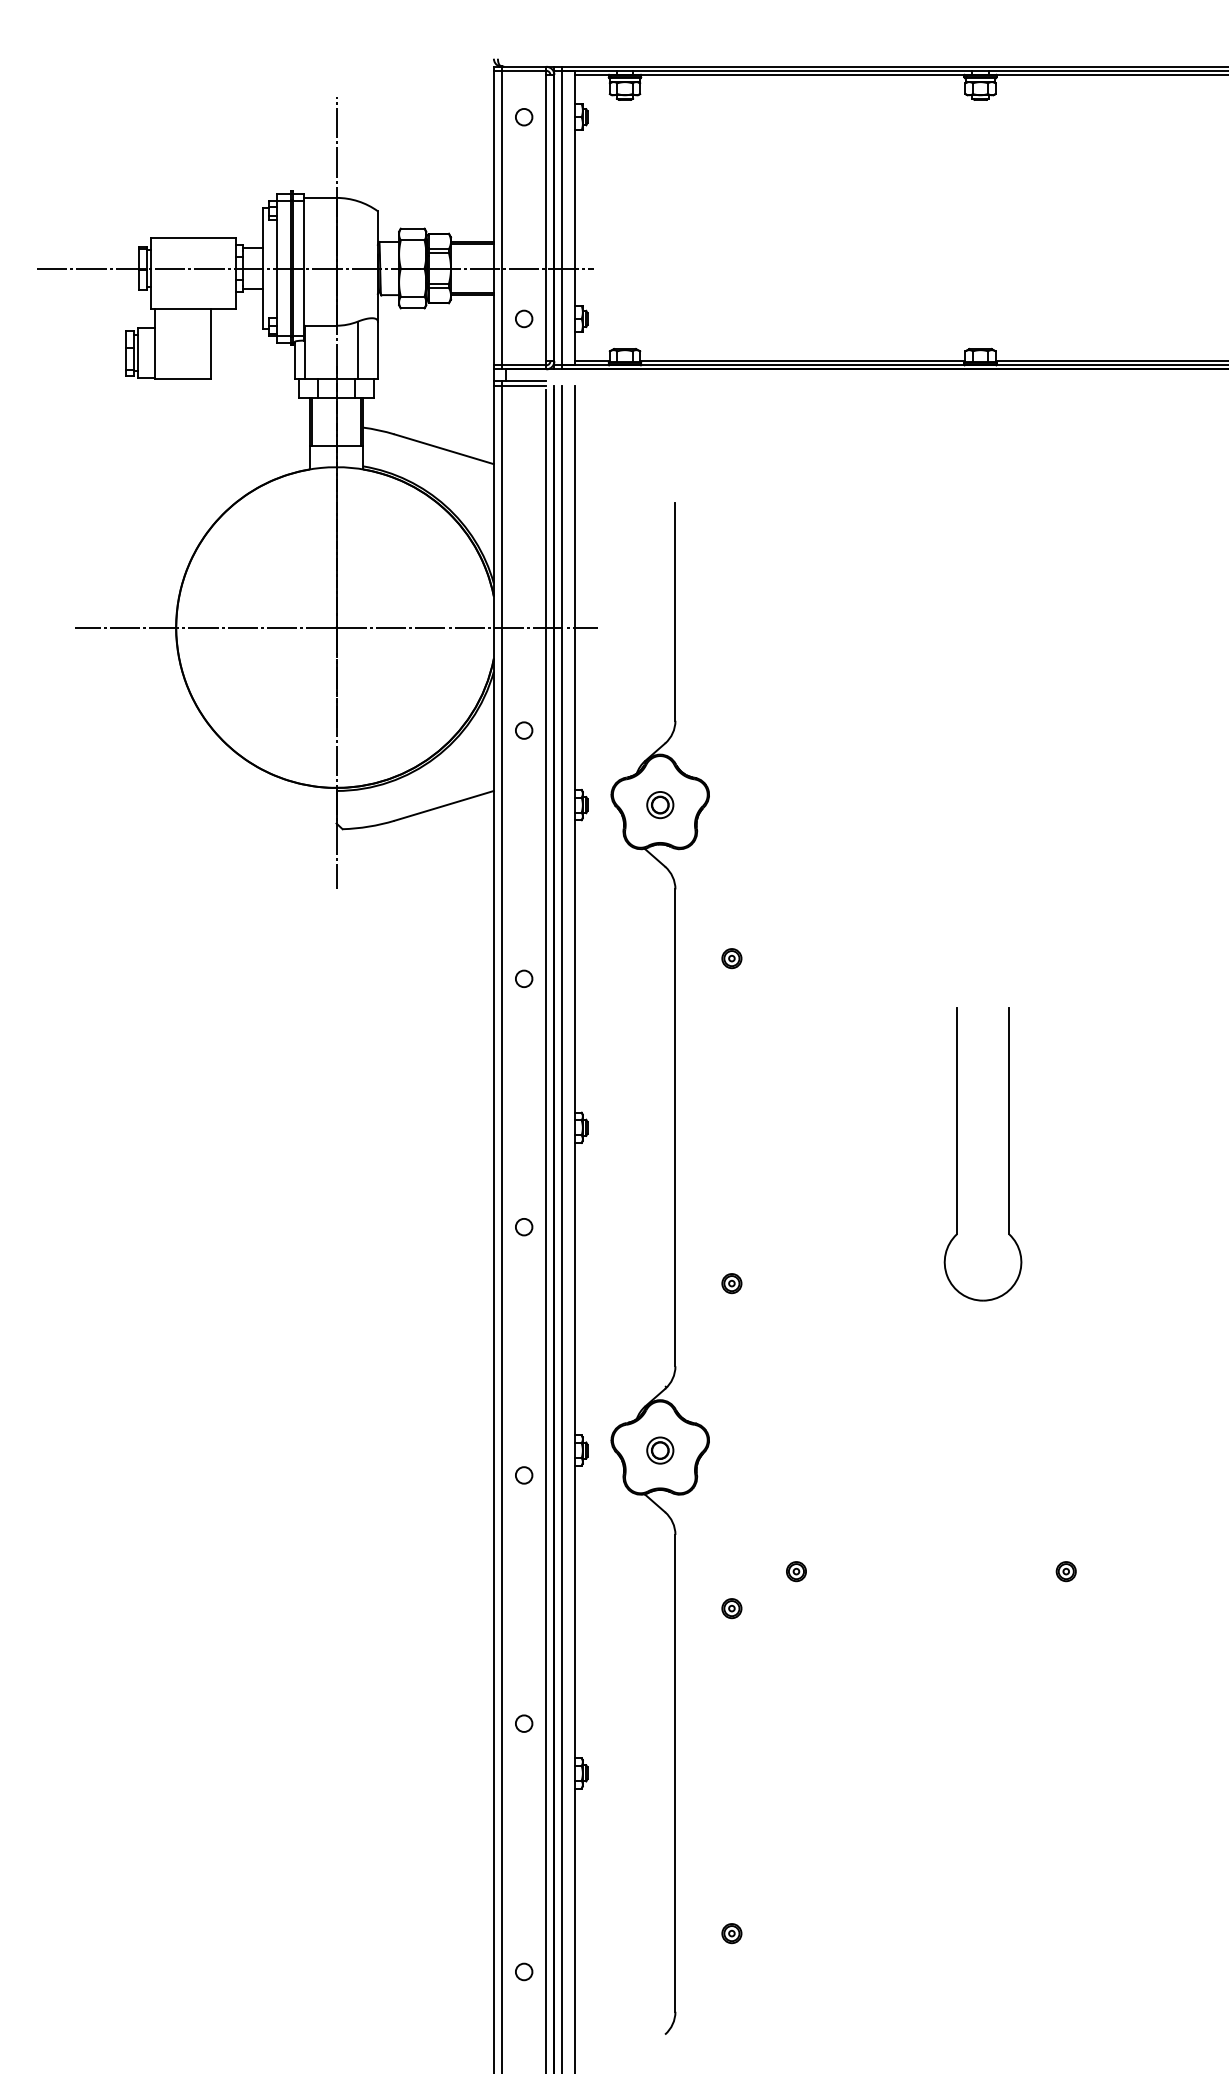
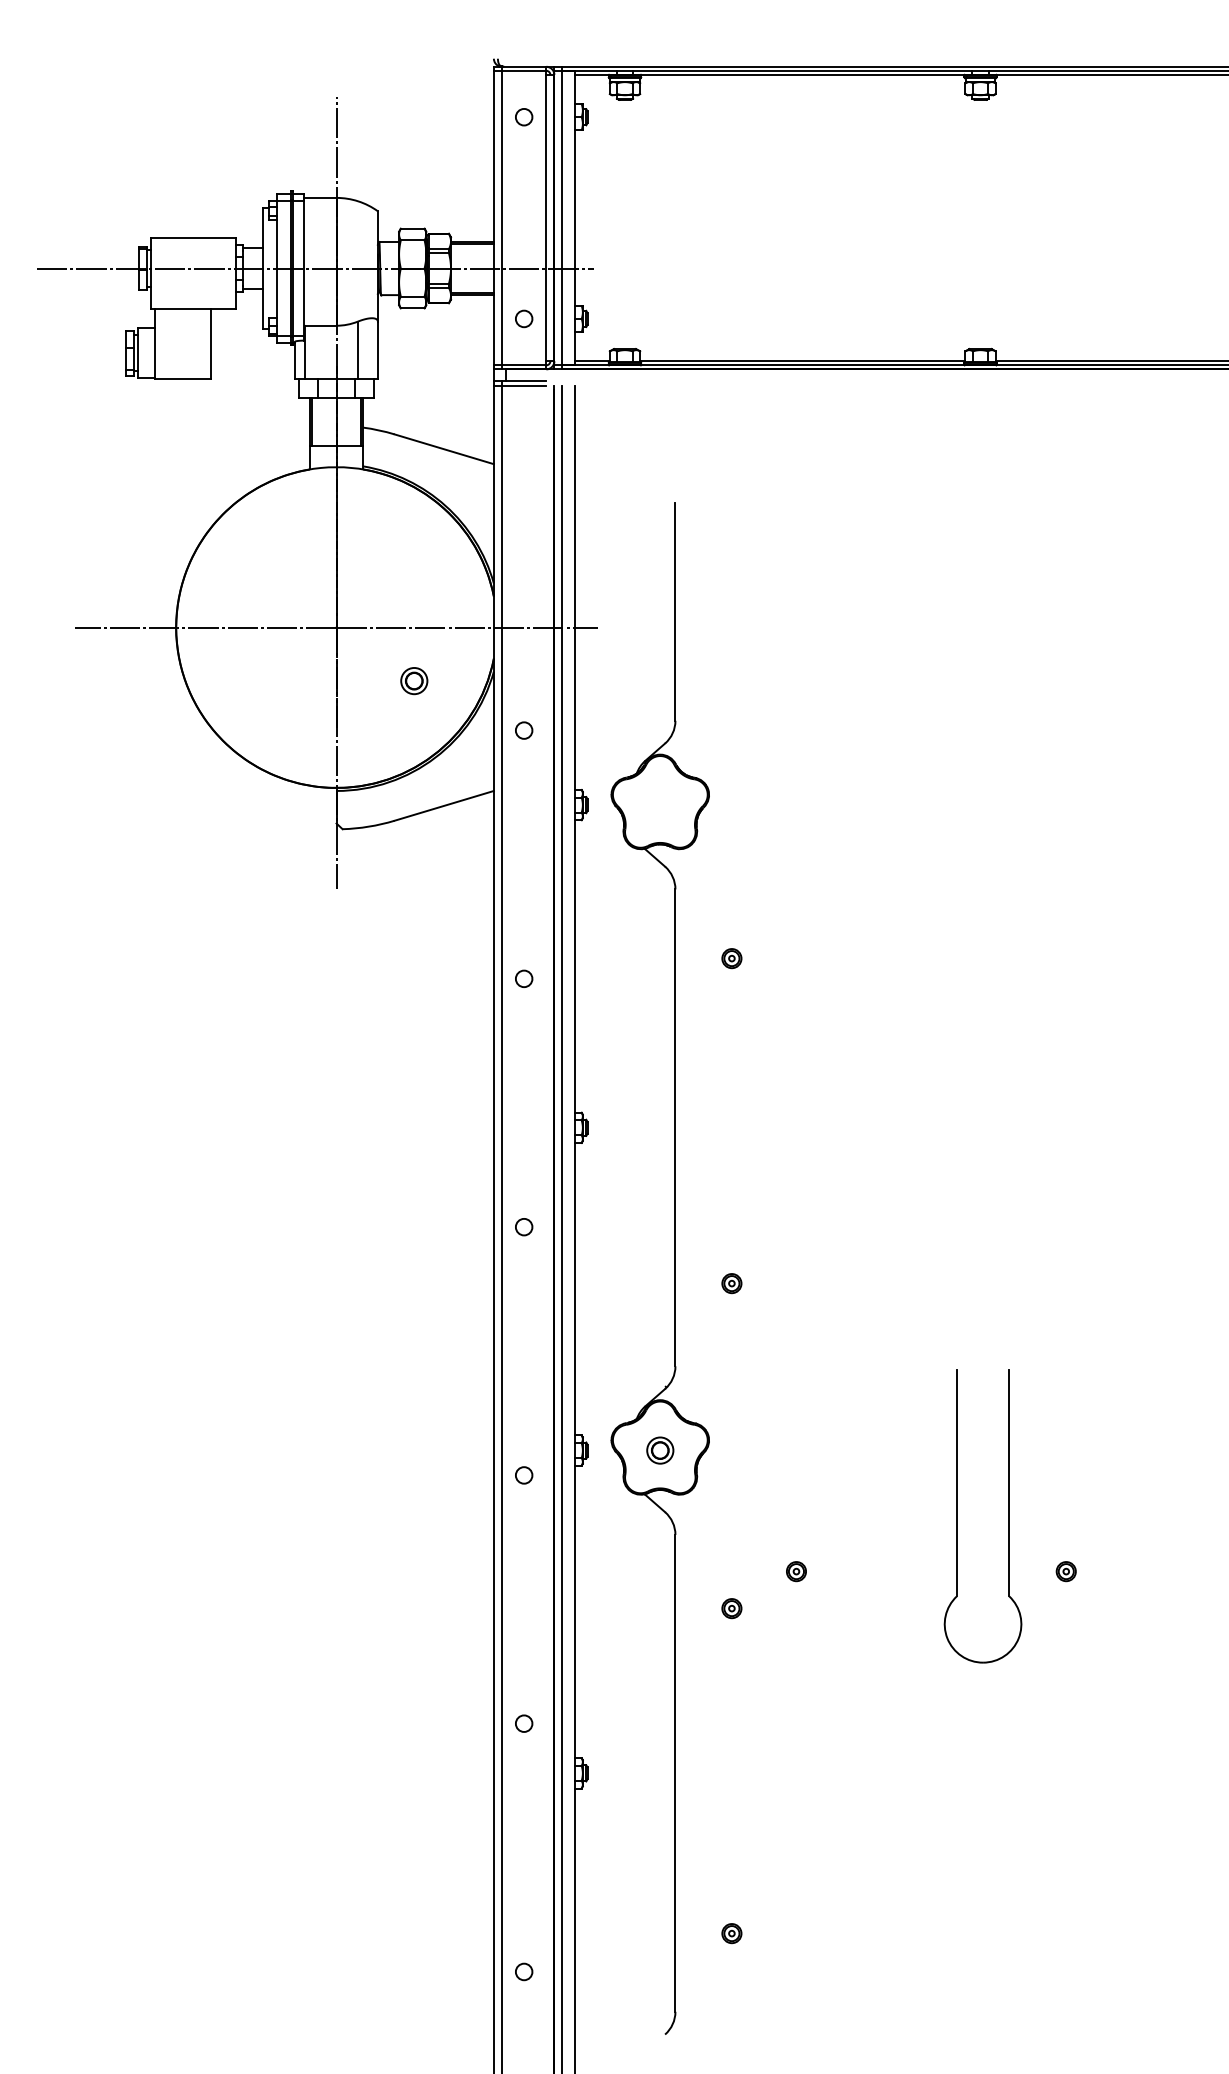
part position: (660, 805) -> (414, 681) (414, 681)
part position: (957, 1154) -> (957, 1516) (957, 1516)
line: present -> none (546, 1229)
